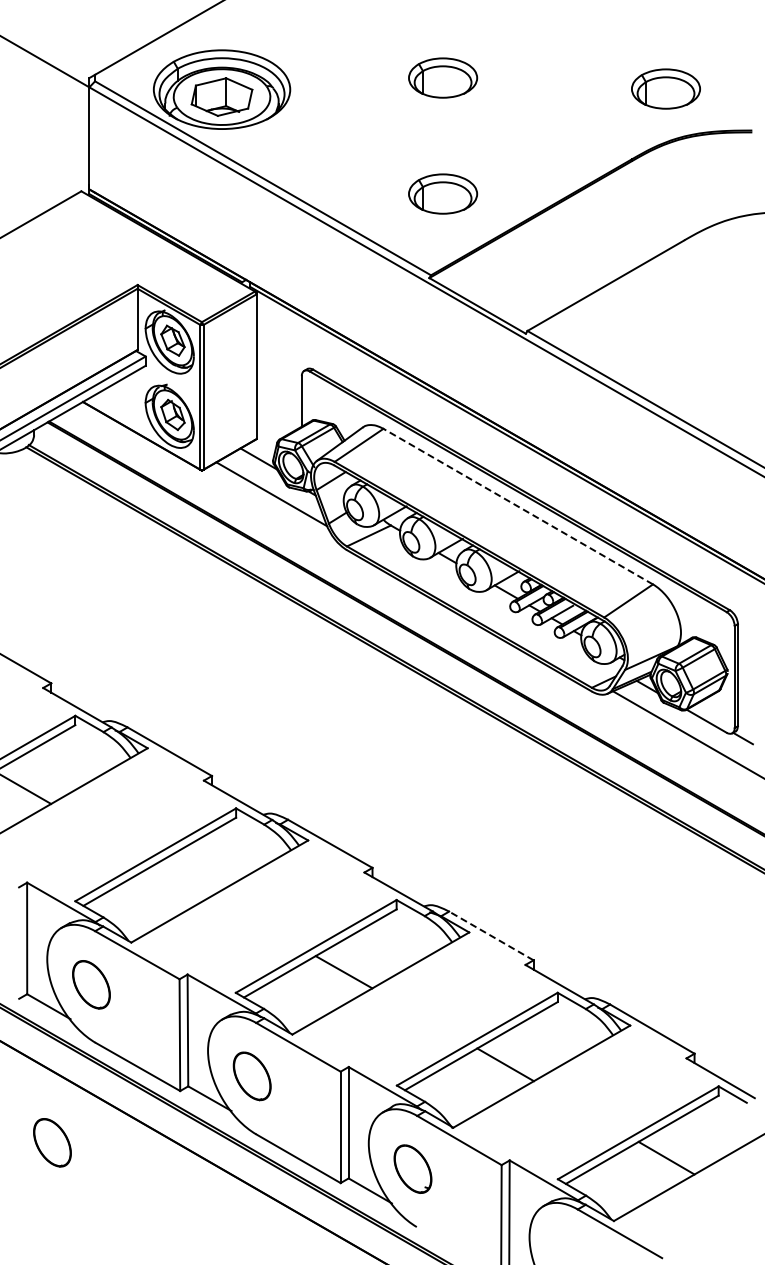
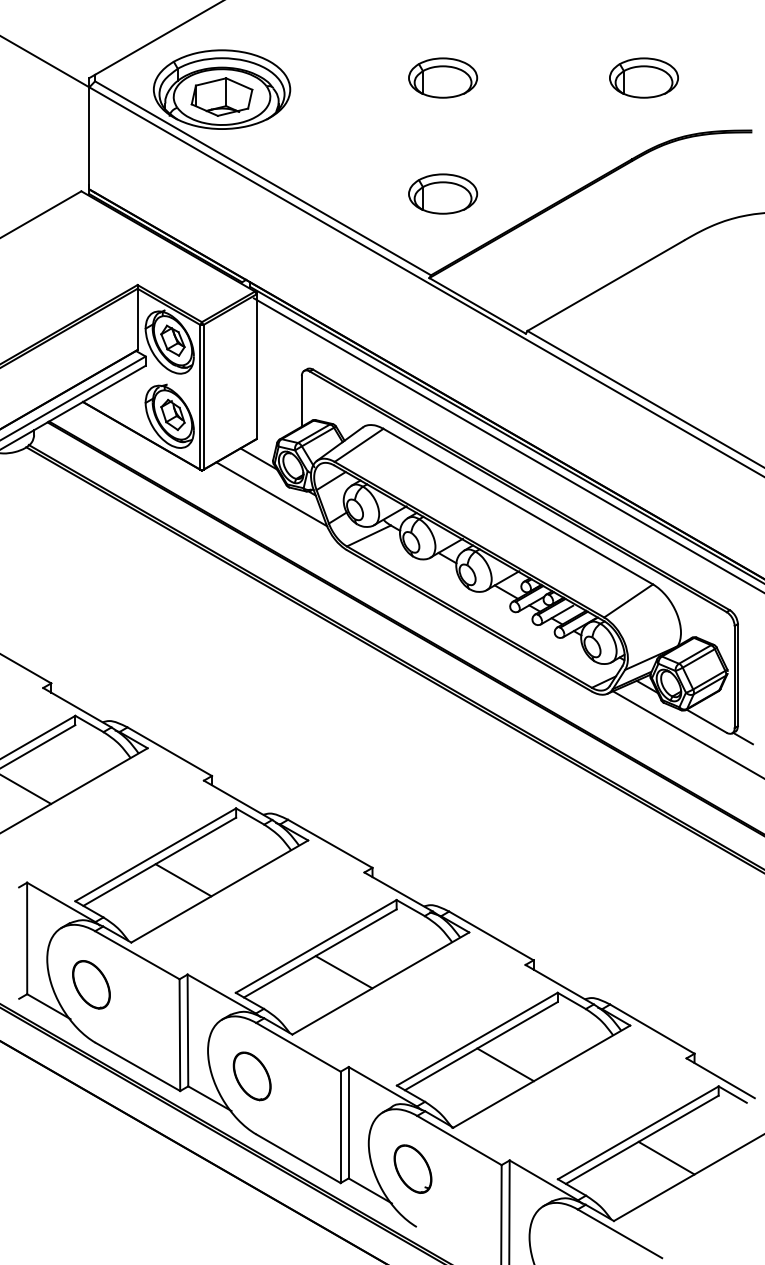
part position: (665, 88) -> (643, 77) (643, 77)
line: none -> present (507, 444)
line: dashed -> solid (518, 506)
line: none -> present (183, 880)
line: dashed -> solid (491, 935)
part: present -> none (52, 1142)
